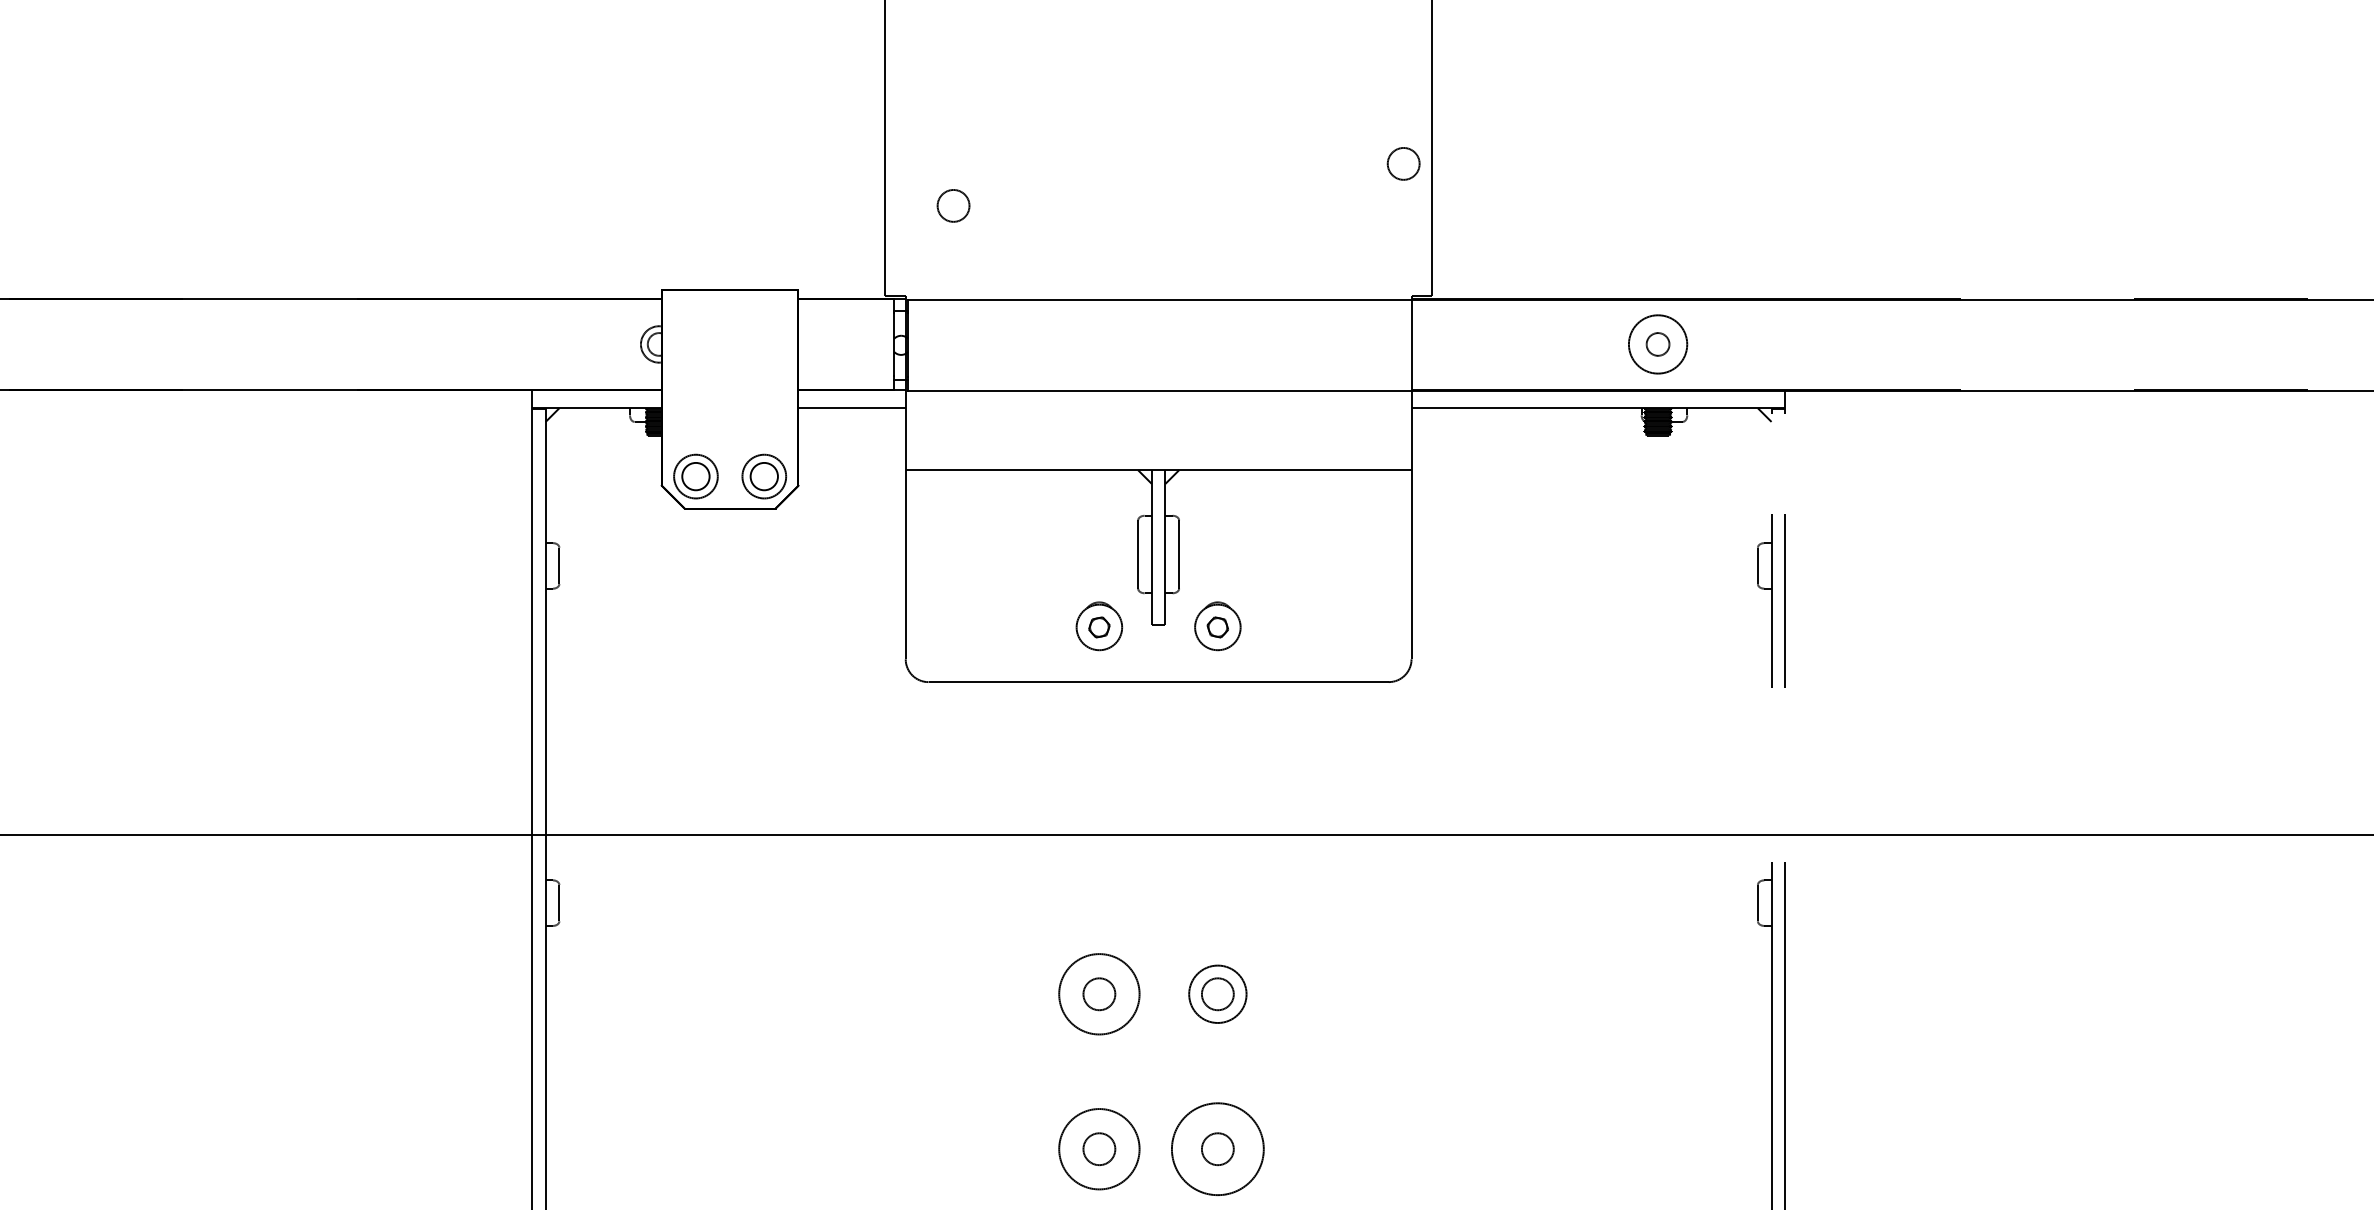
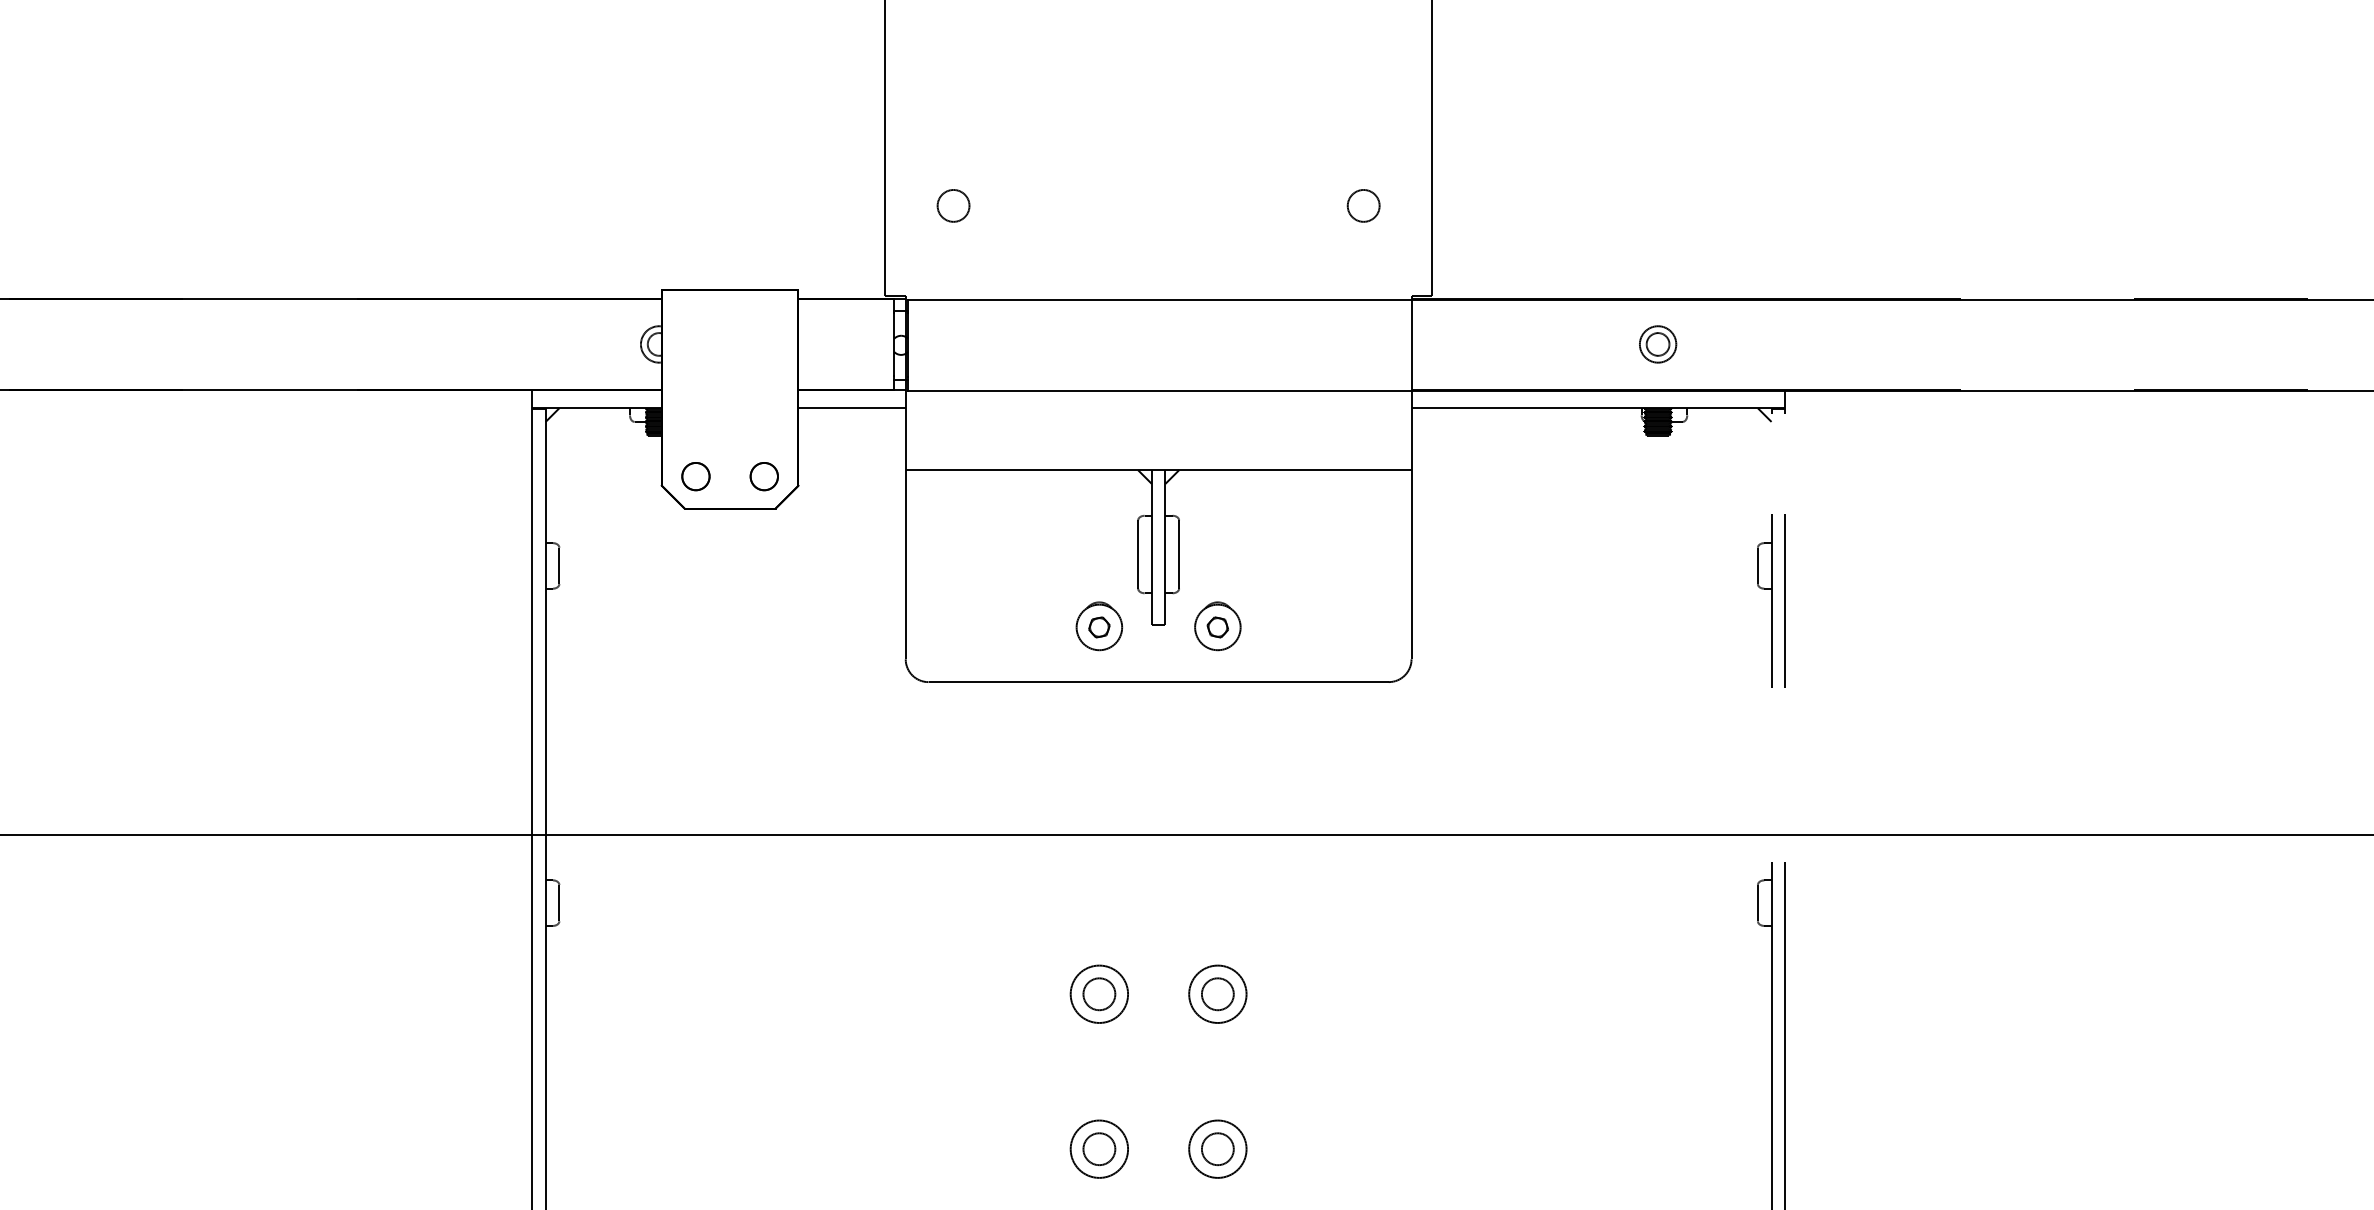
circle position: (1403, 163) -> (1363, 205) (1363, 205)
circle diameter: 58 px -> 36 px (1657, 344)
circle diameter: 44 px -> 27 px (695, 476)
circle diameter: 44 px -> 27 px (763, 476)
circle diameter: 80 px -> 57 px (1099, 993)
circle diameter: 80 px -> 57 px (1099, 1148)
circle diameter: 92 px -> 57 px (1217, 1148)
